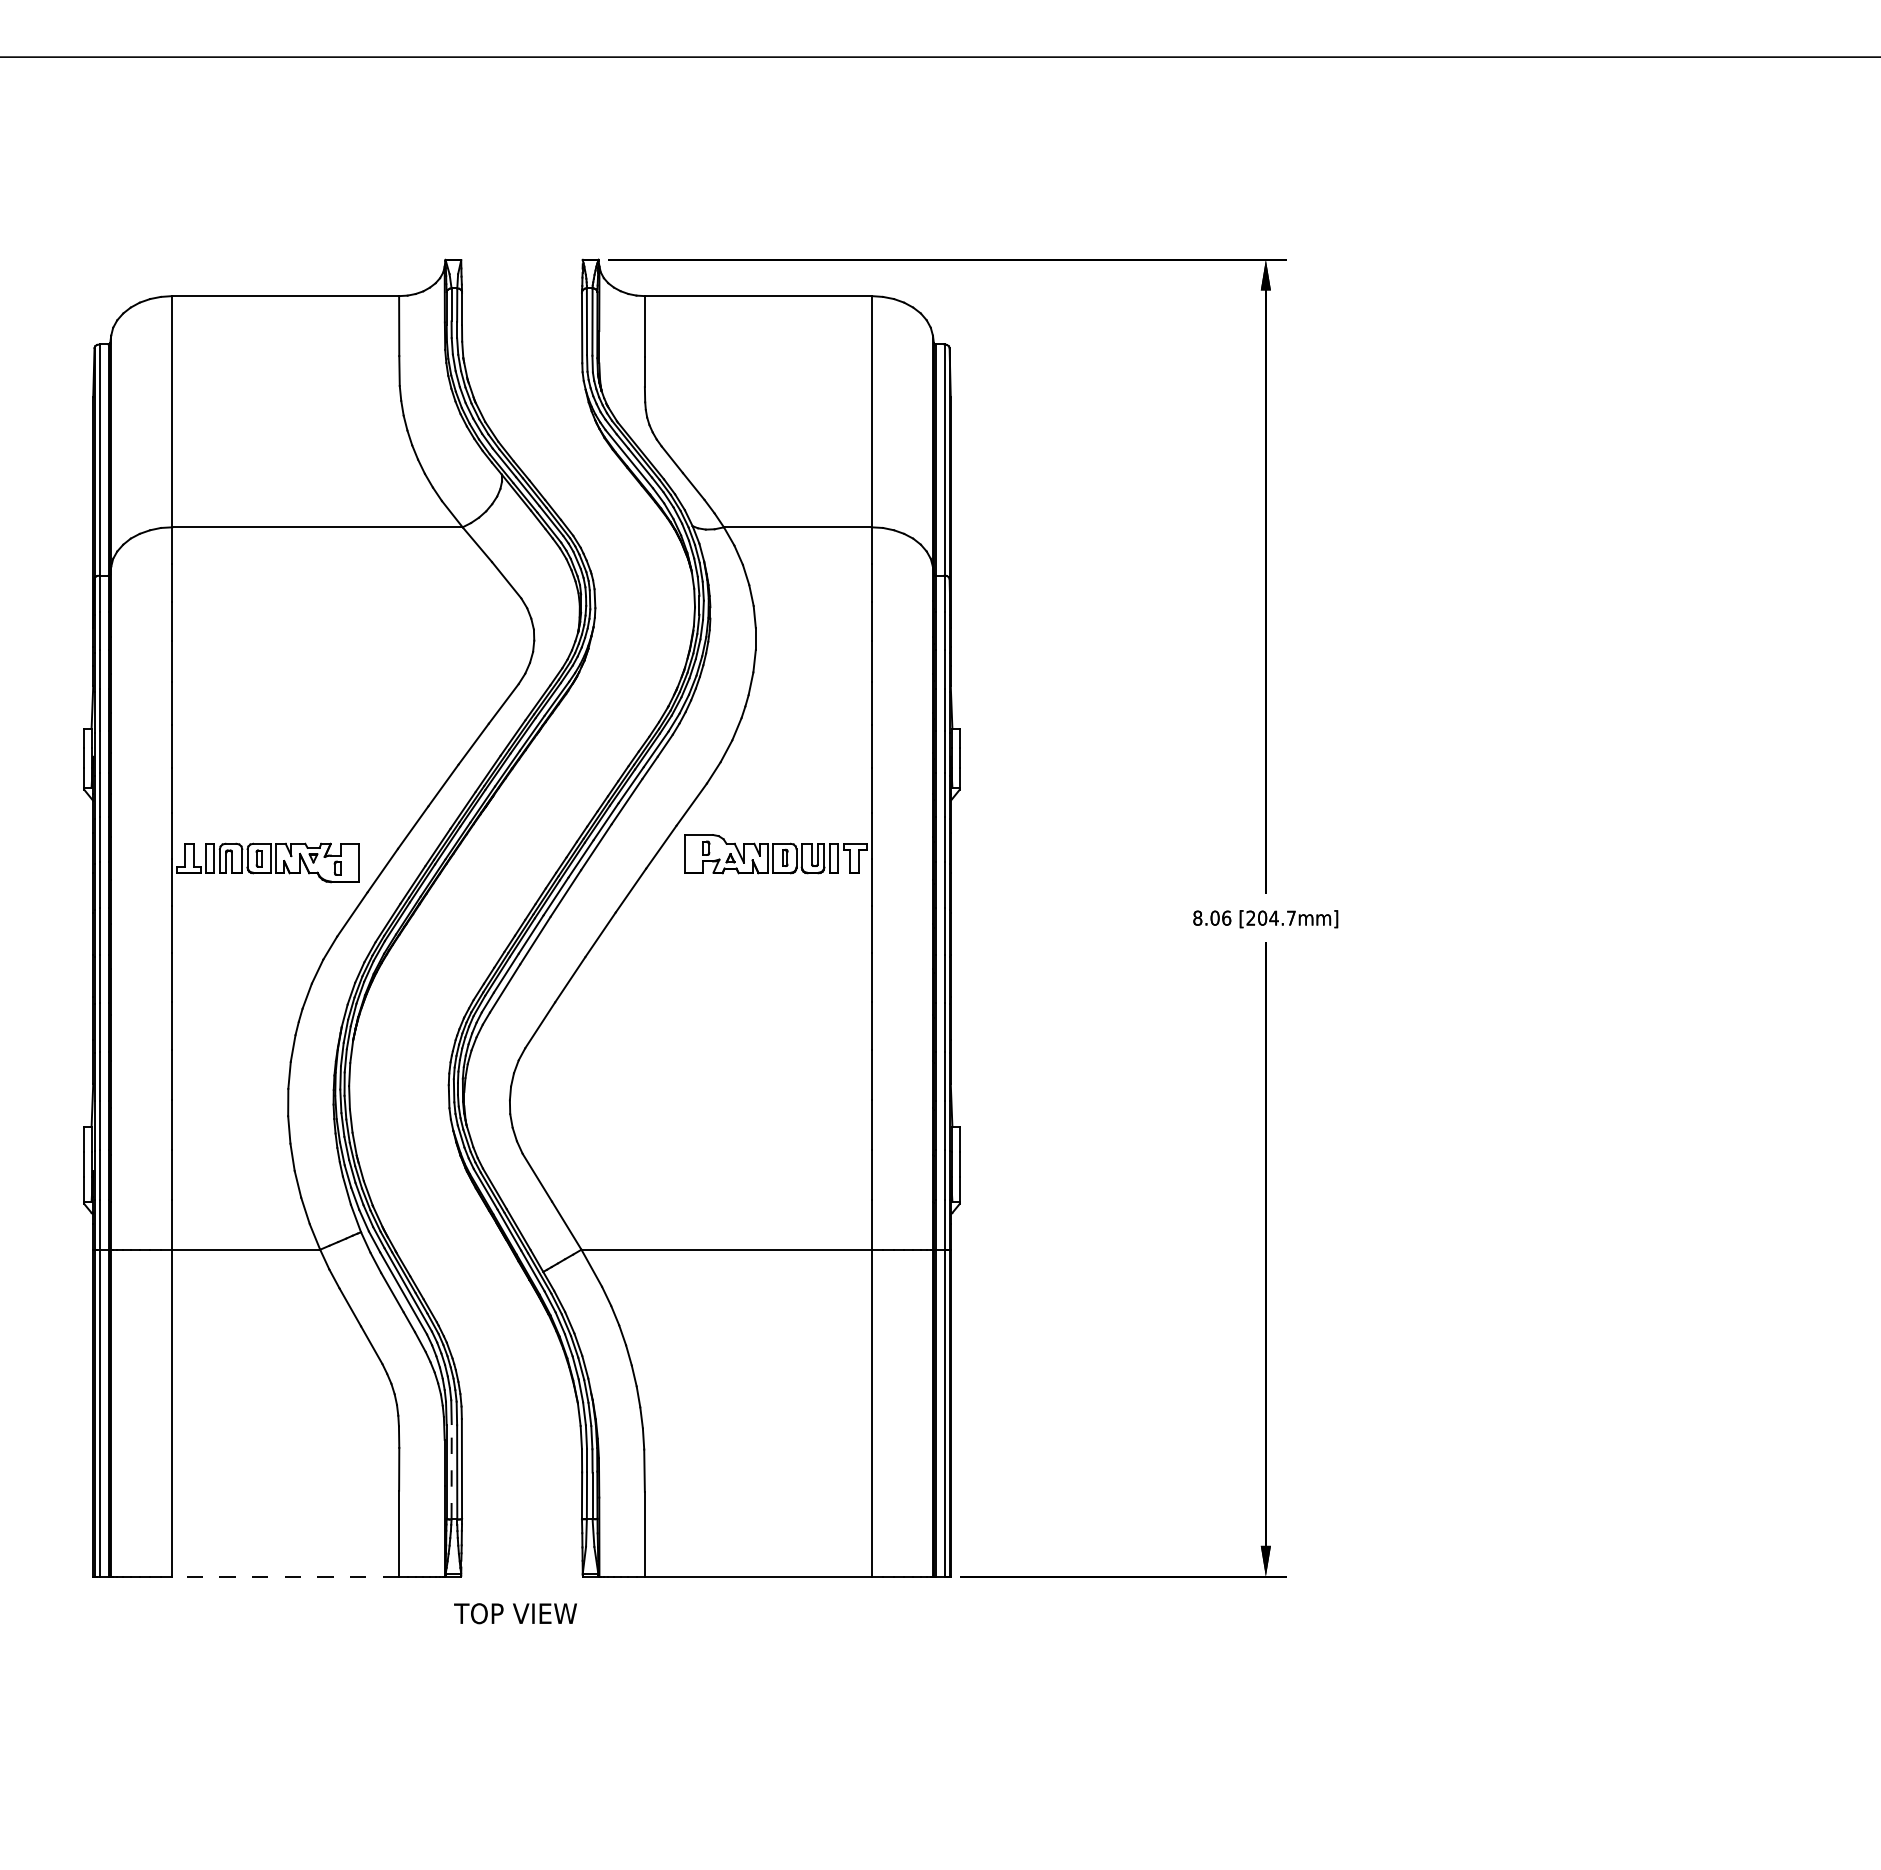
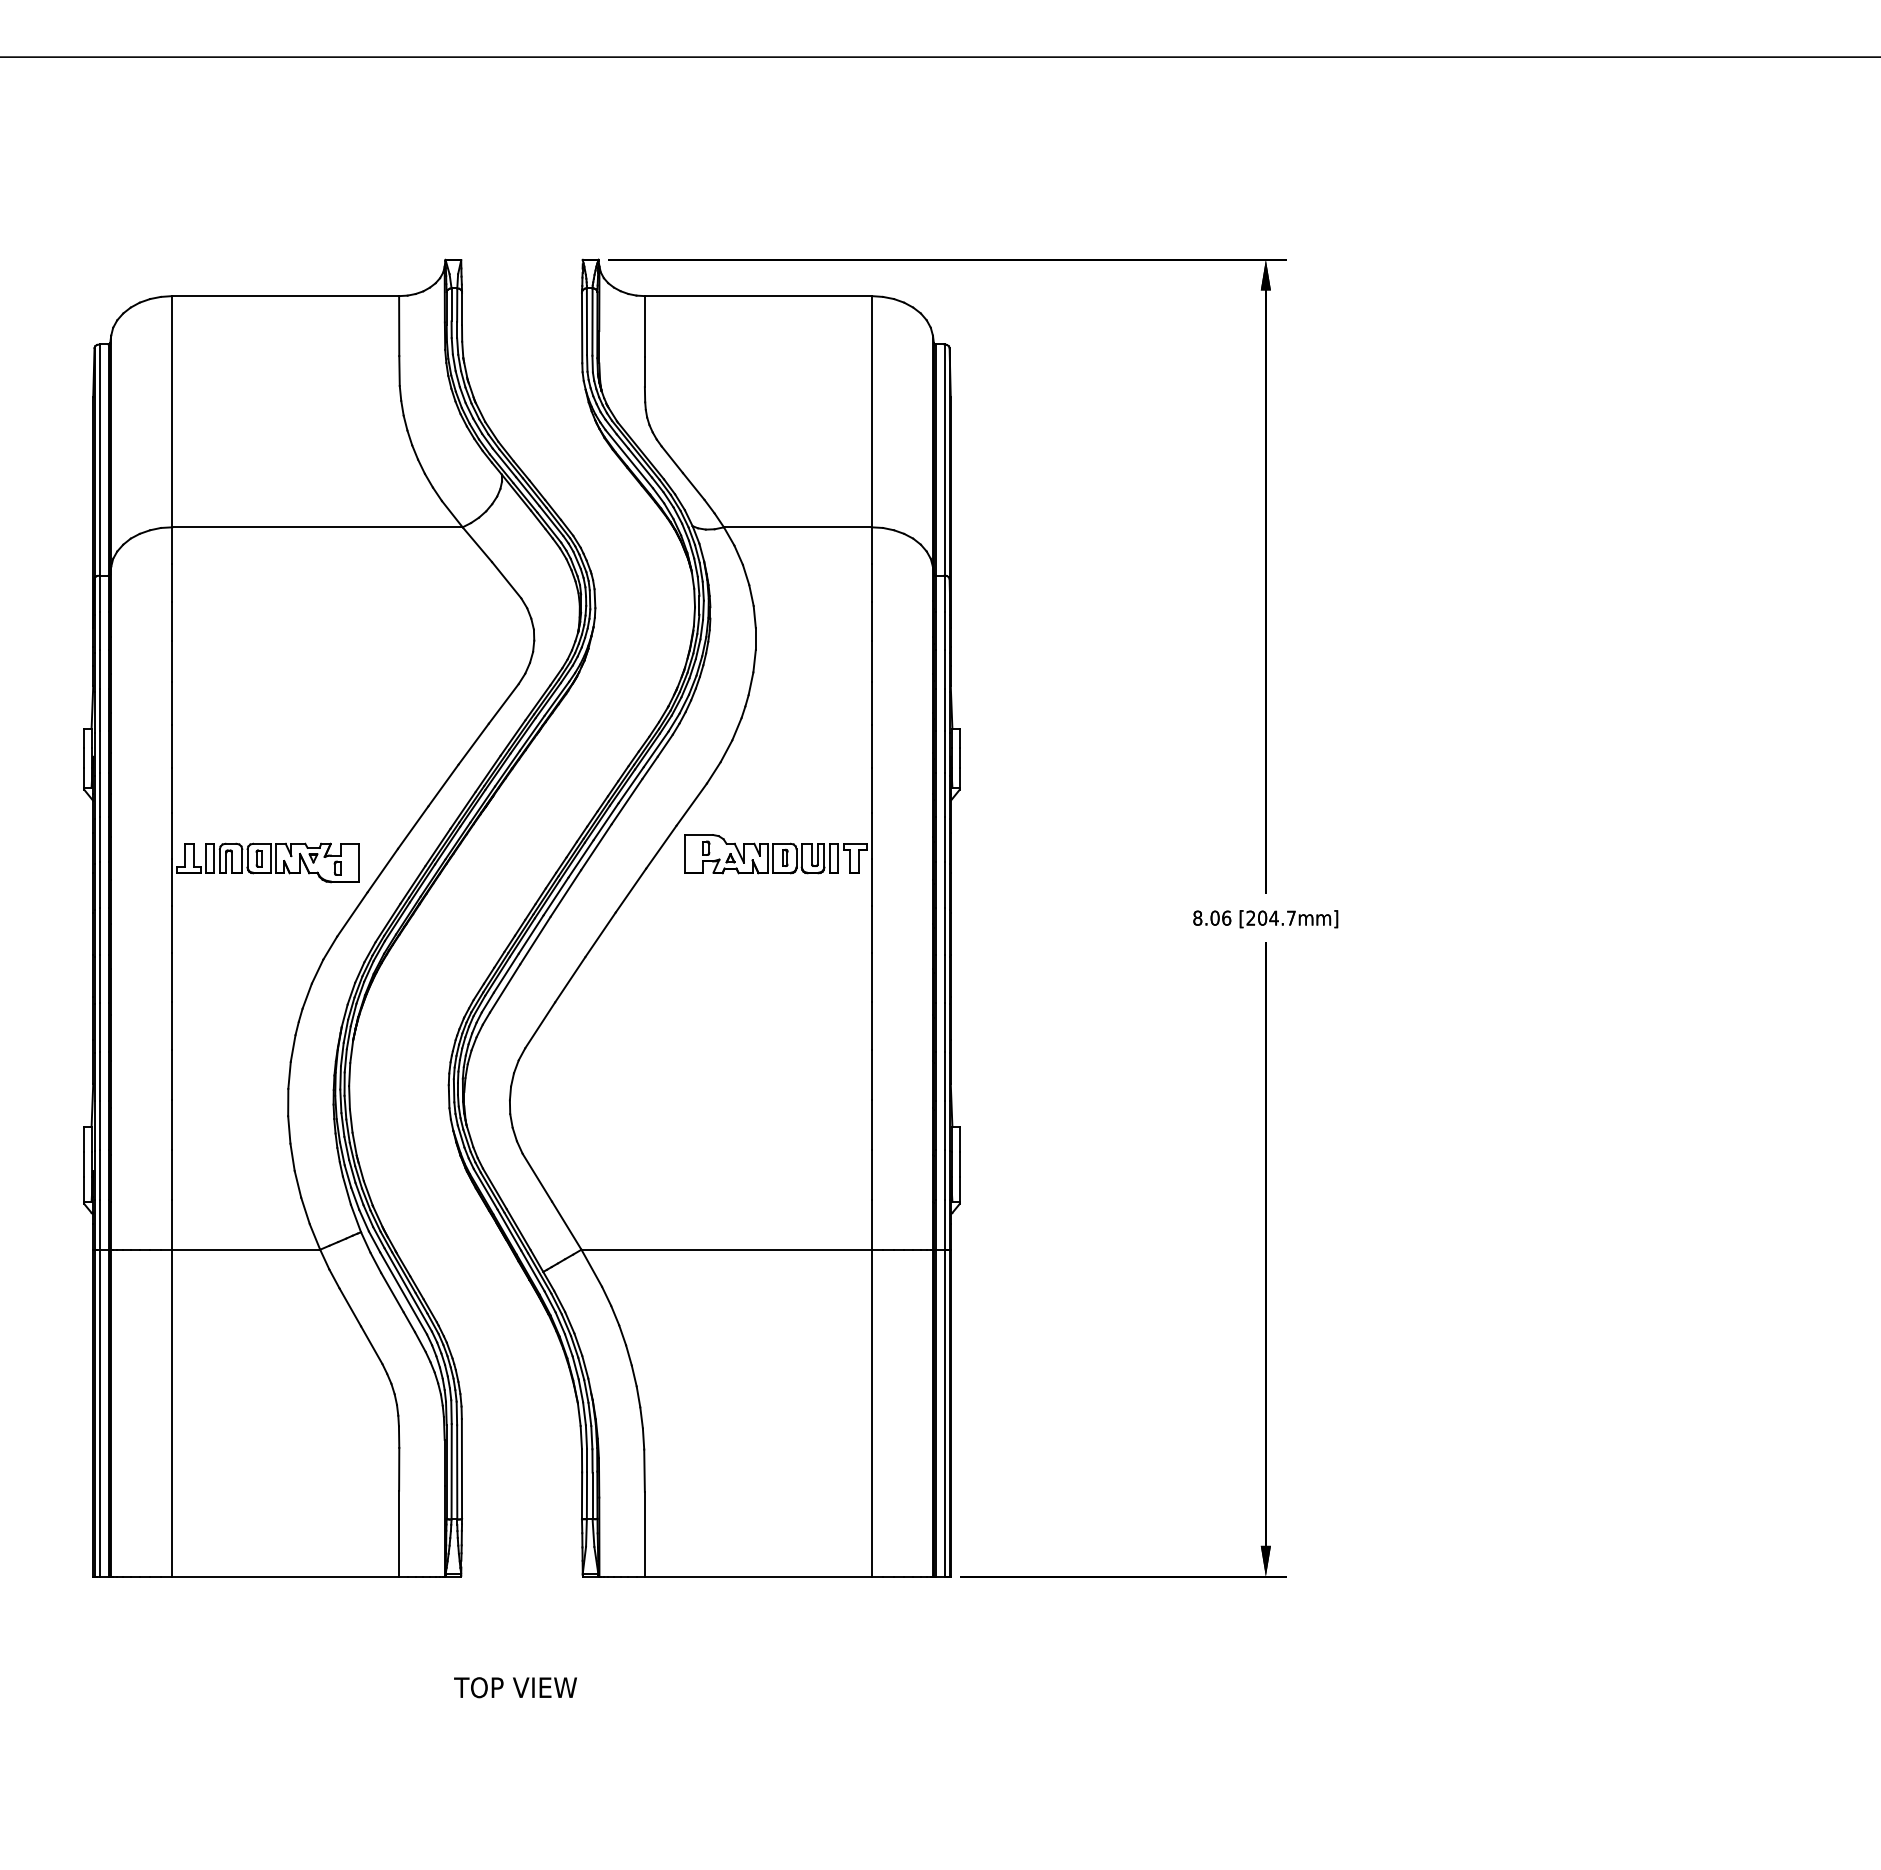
line: dashed -> solid (451, 1471)
line: dashed -> solid (285, 1576)
text position: (515, 1613) -> (515, 1687) (515, 1687)
